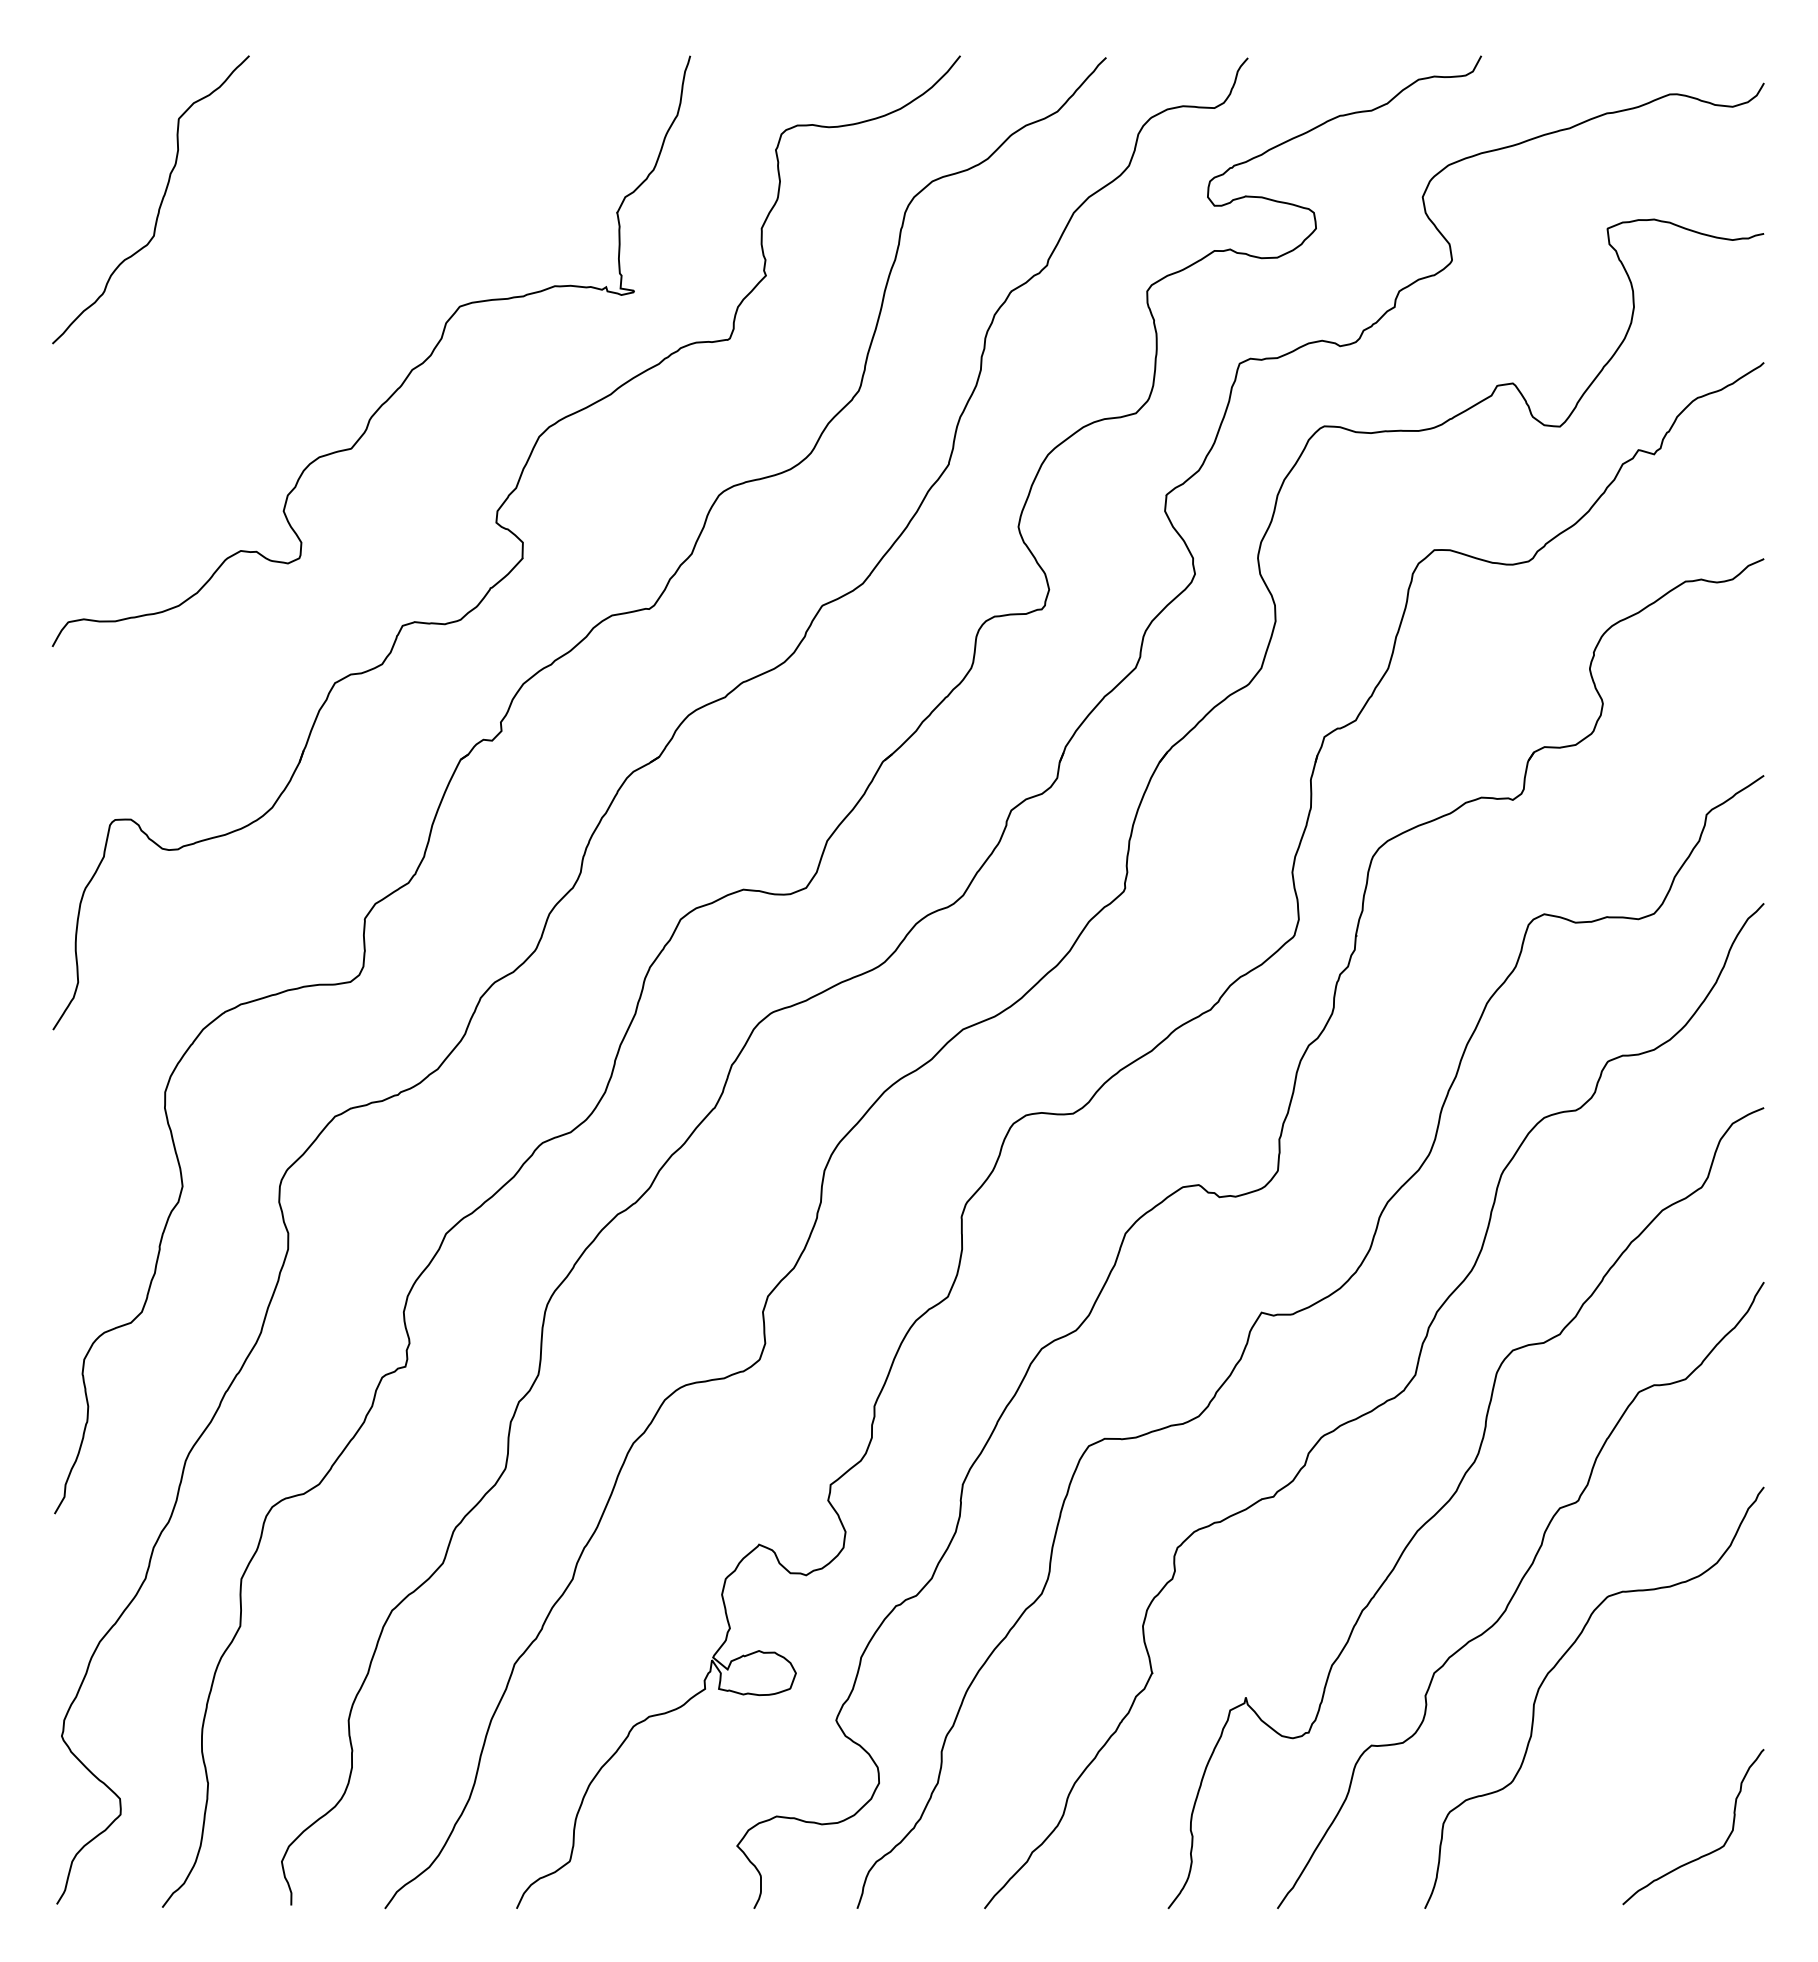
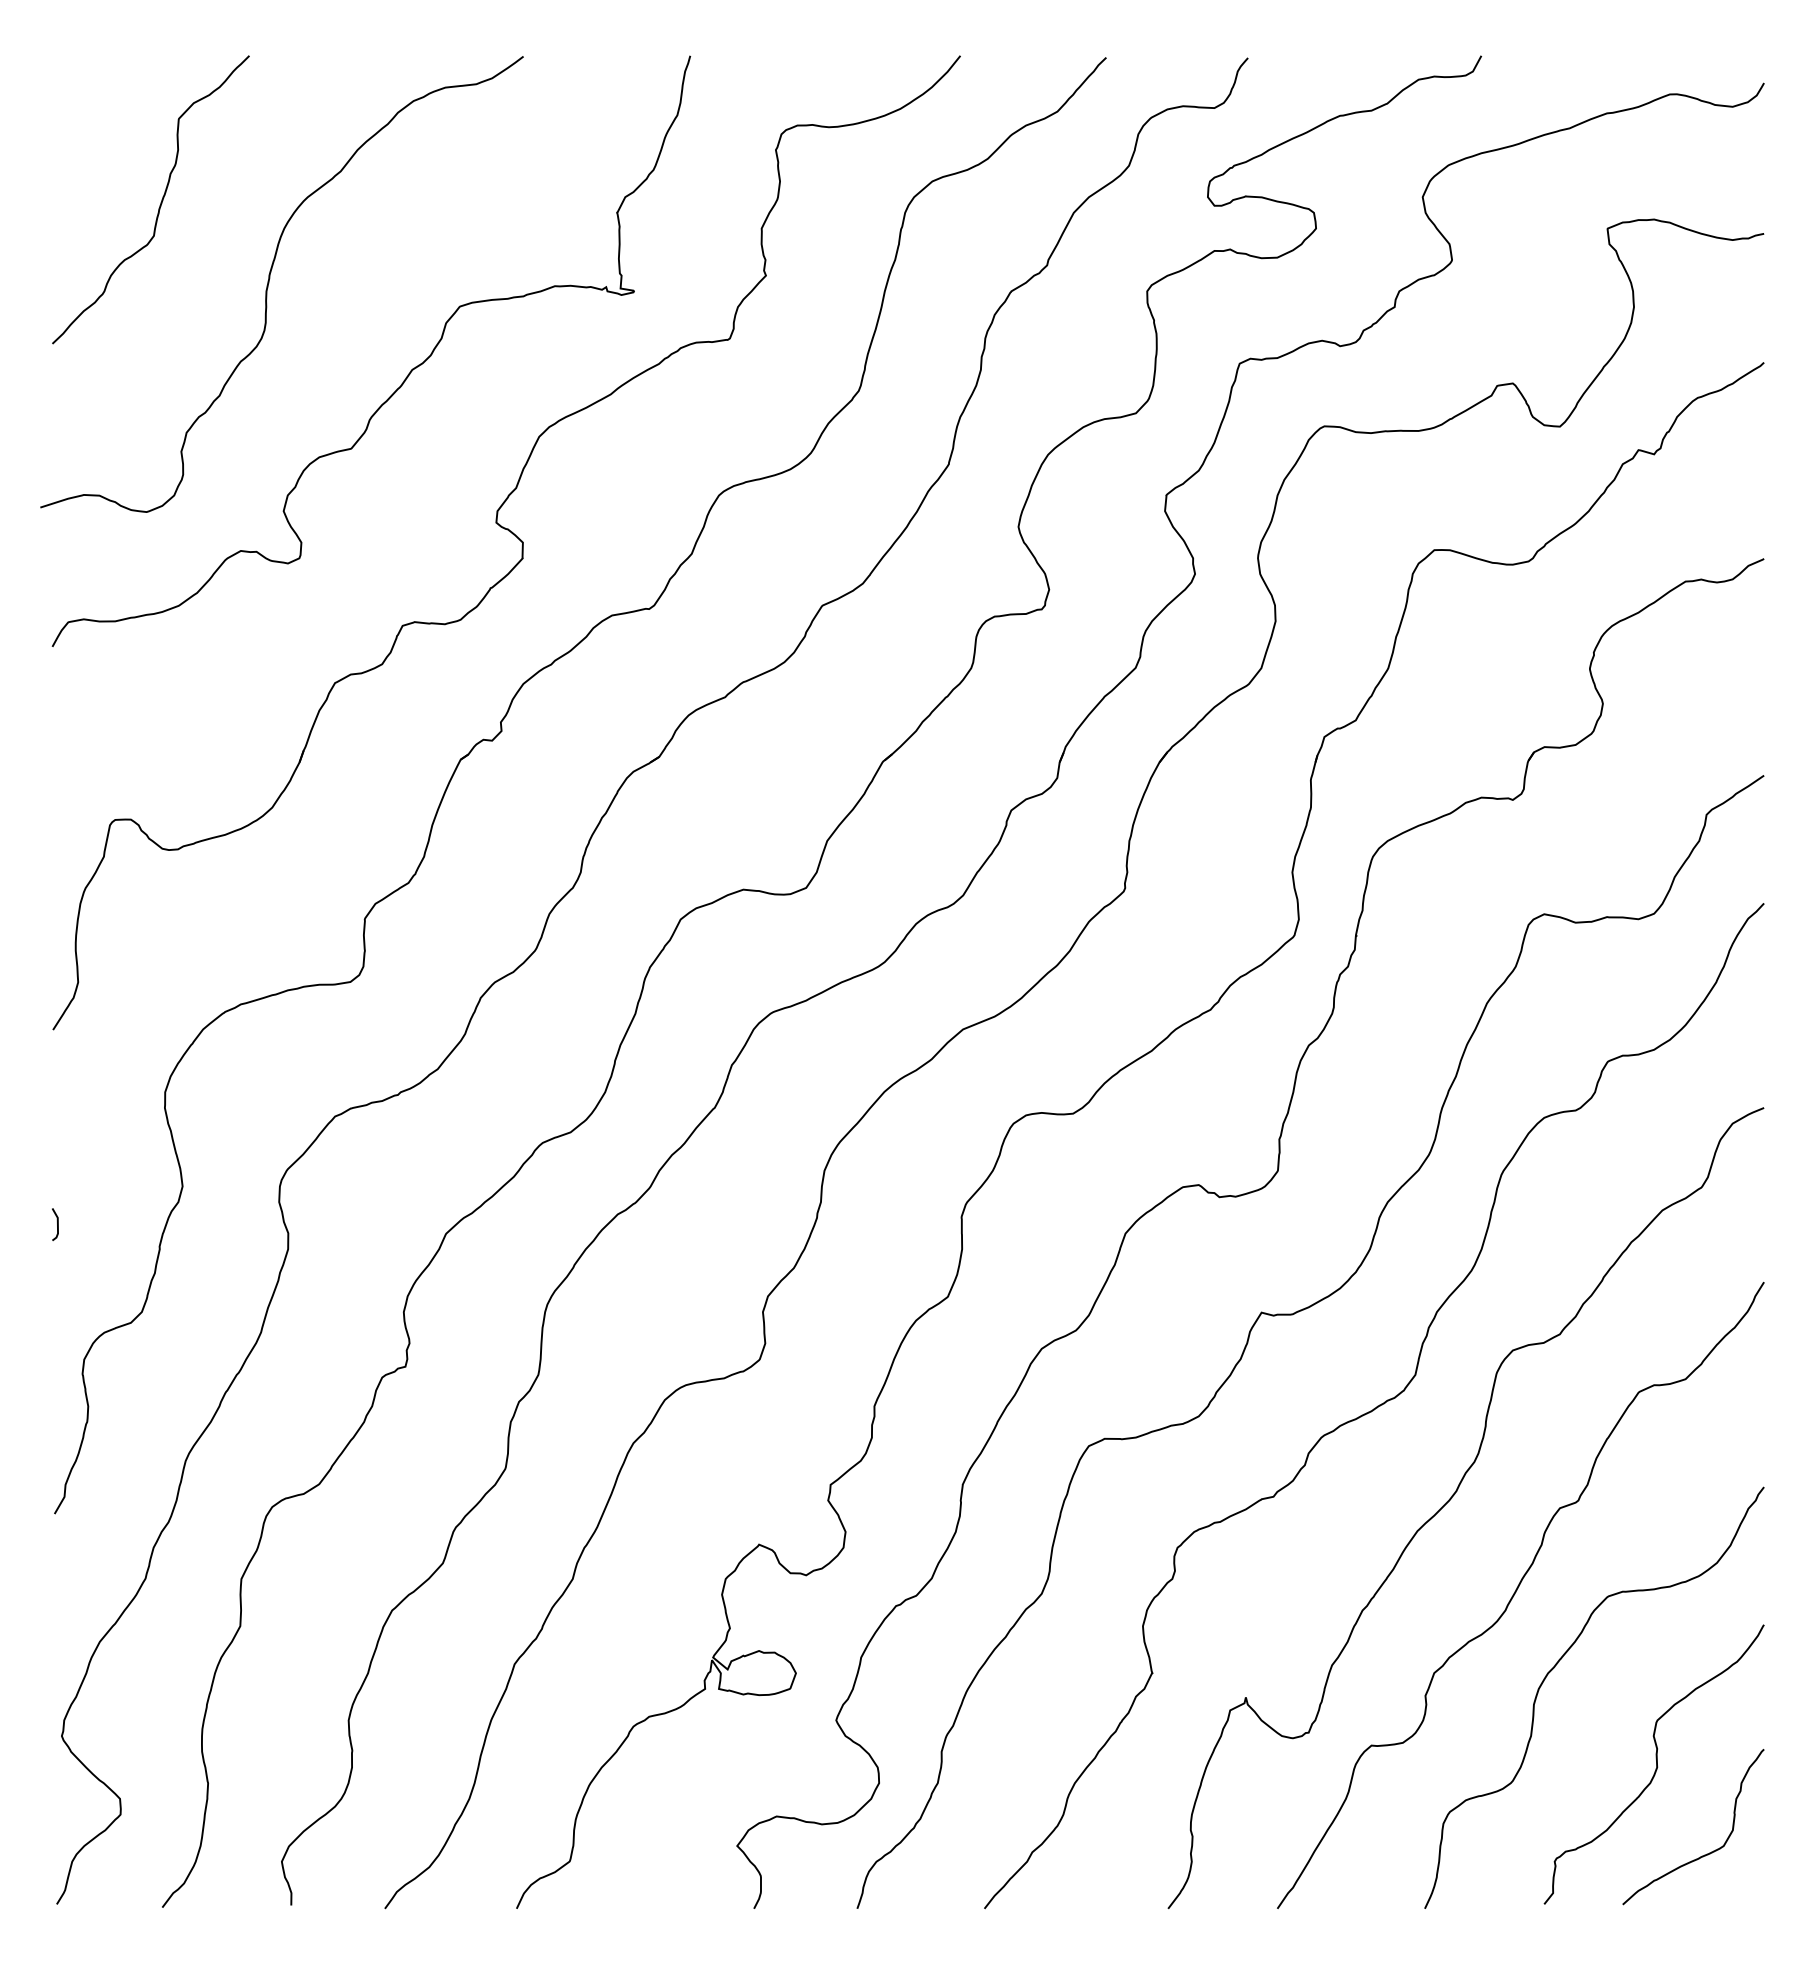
curve: none -> present (269, 283)
line: none -> present (57, 1224)
curve: none -> present (1656, 1764)
